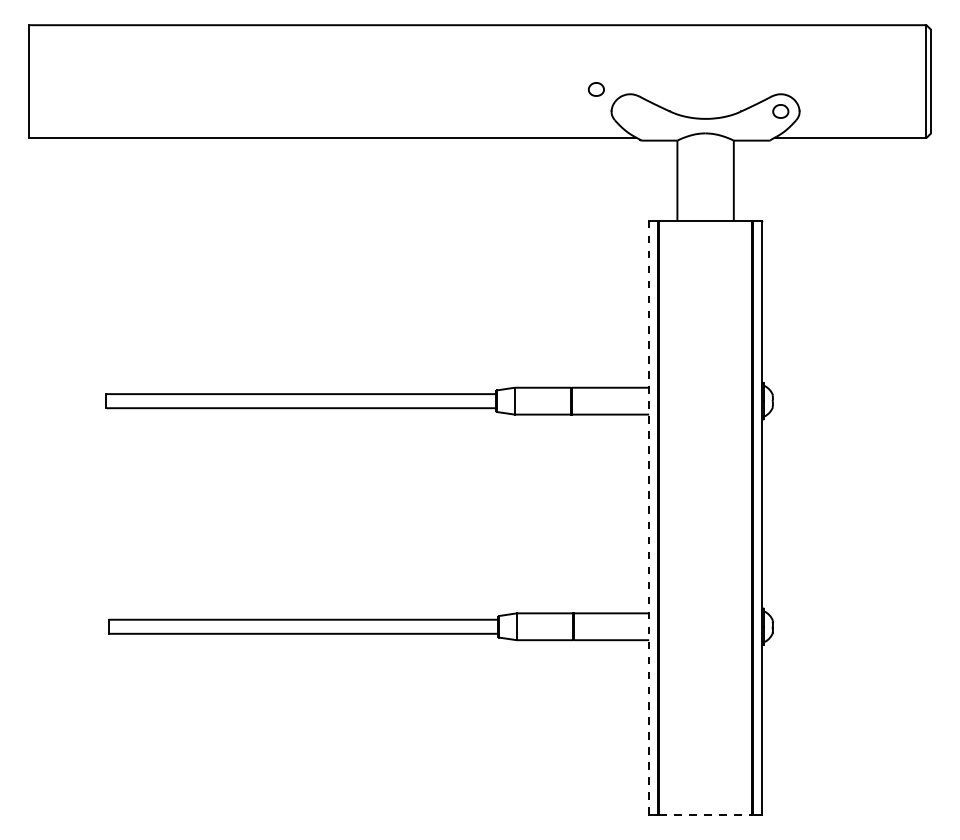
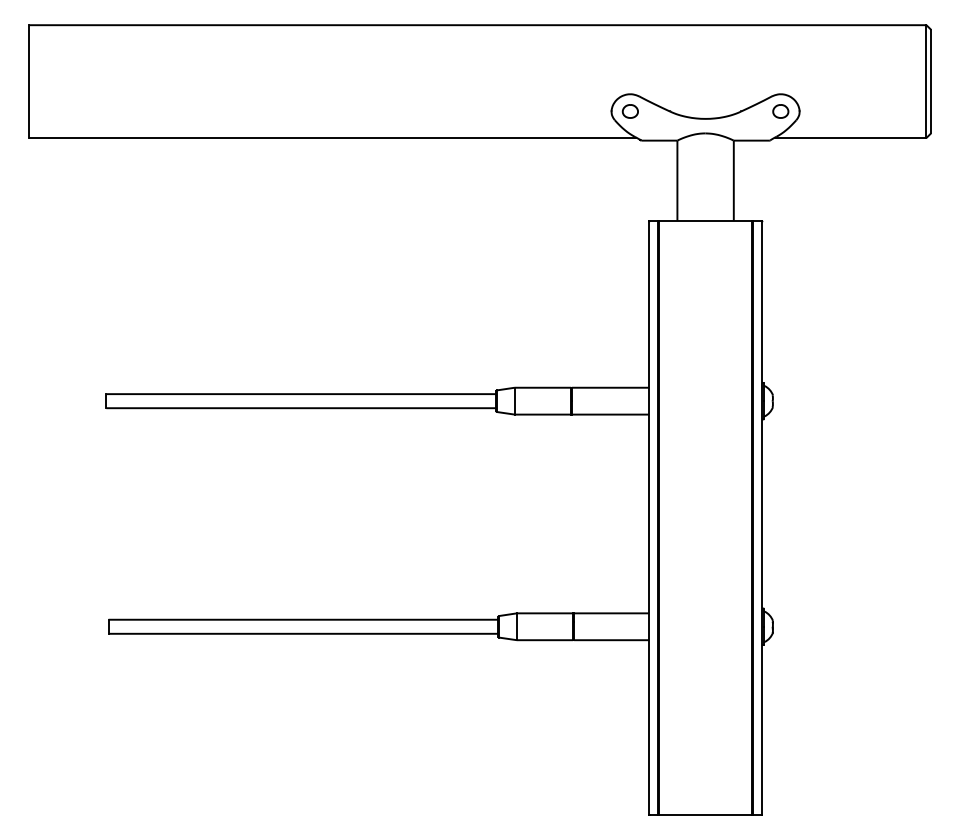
part position: (595, 89) -> (629, 111) (629, 111)
line: dashed -> solid (649, 518)
line: dashed -> solid (705, 814)
